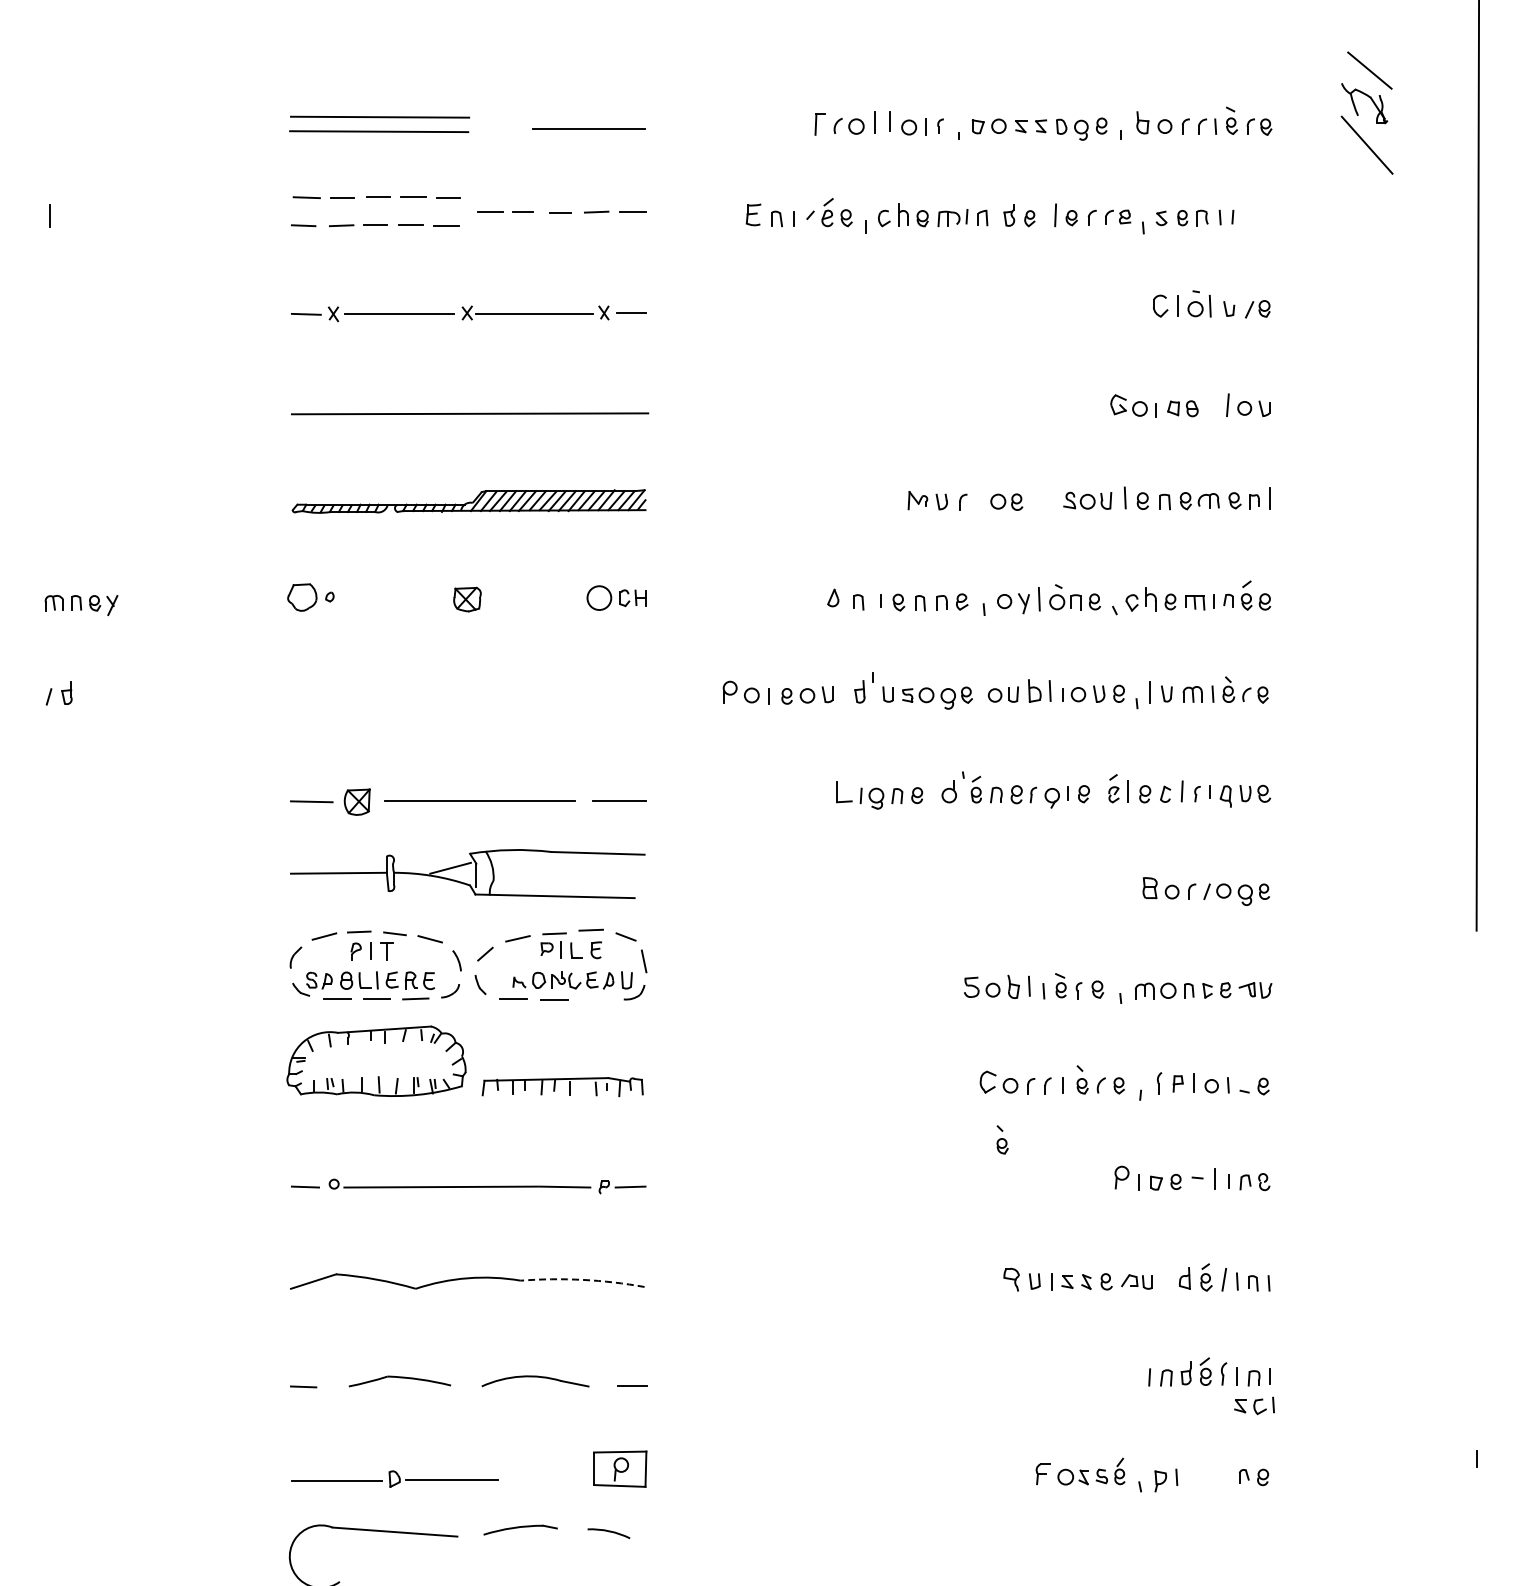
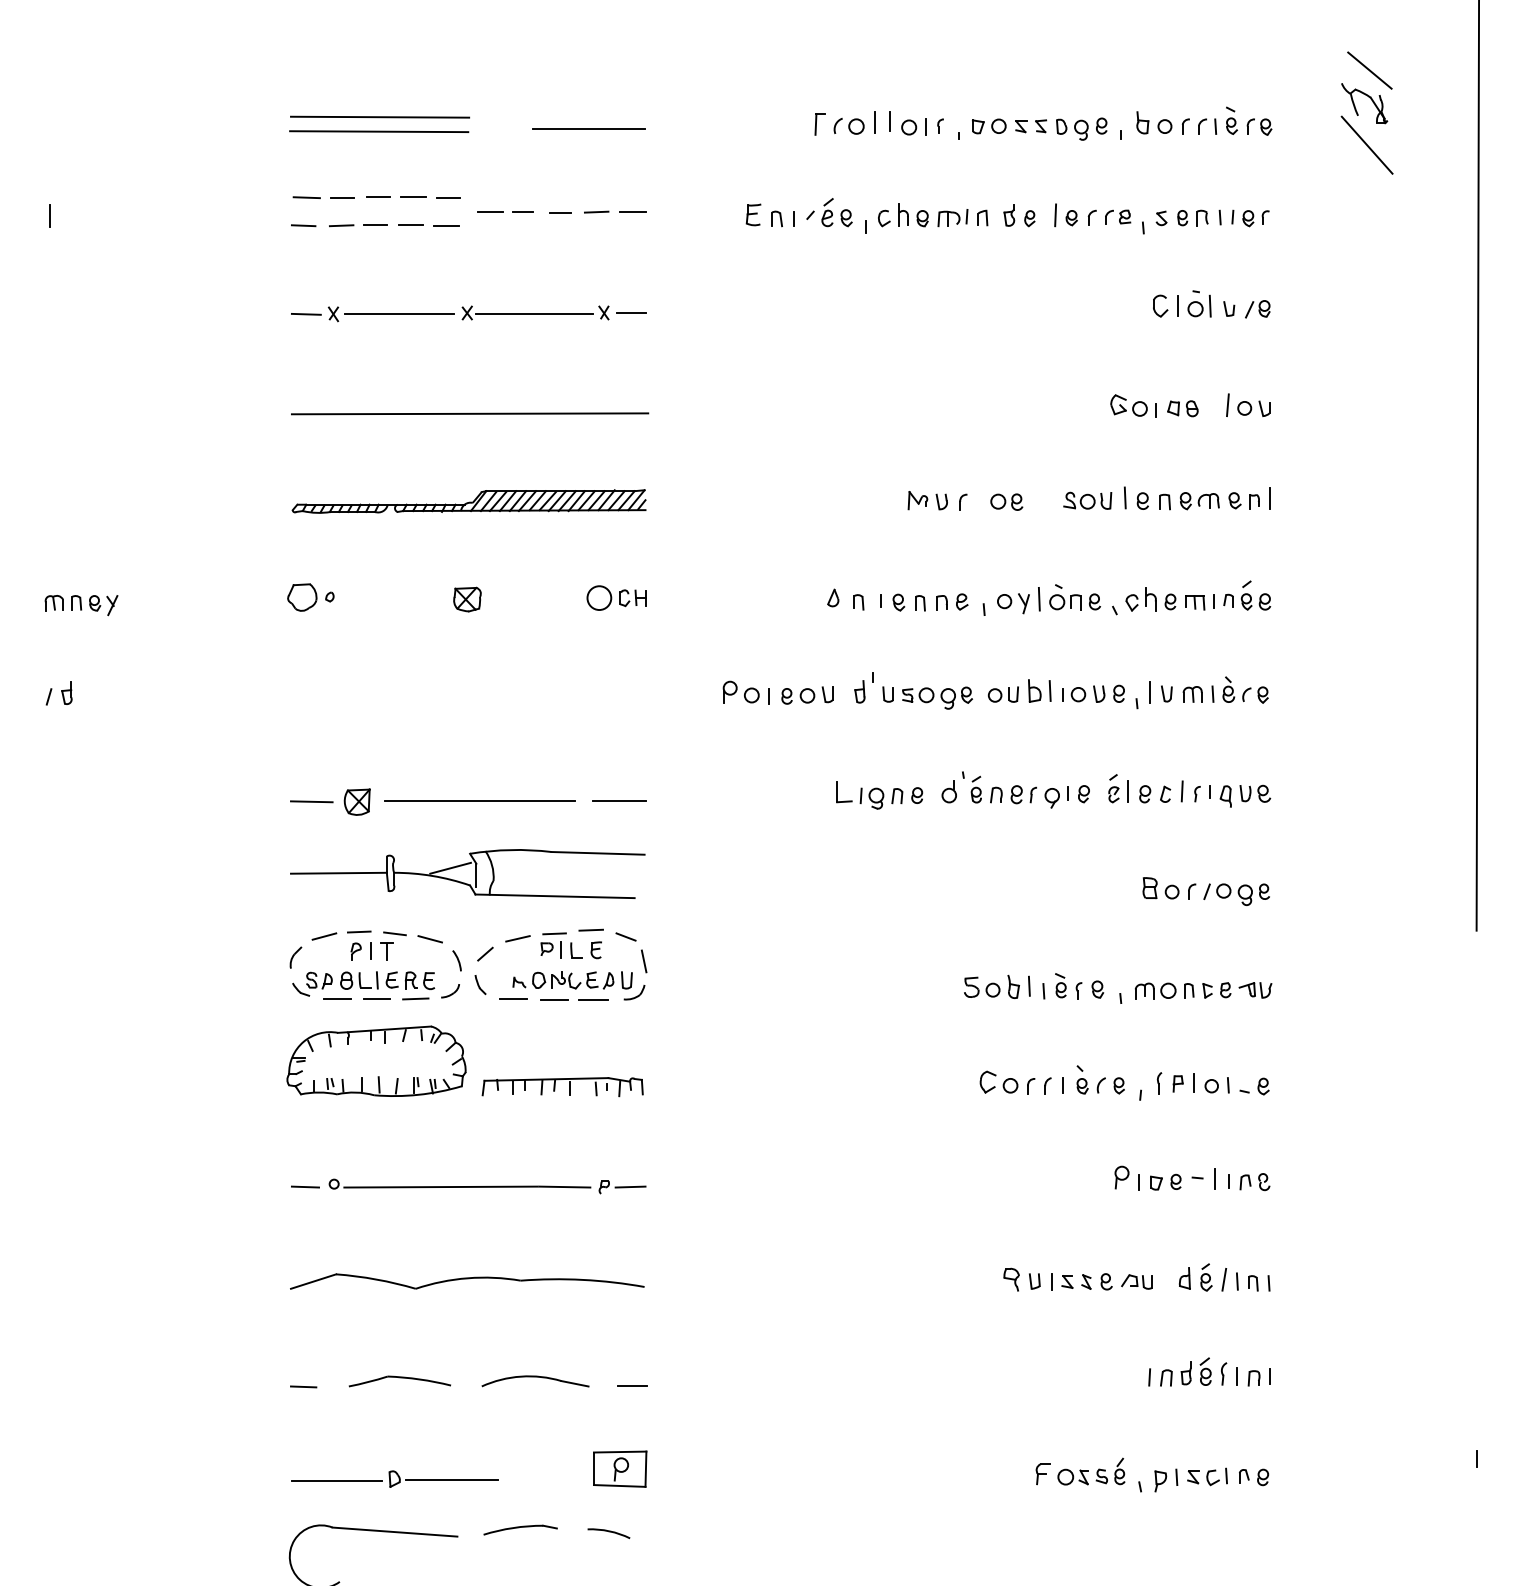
part: none -> present (1255, 218)
line: none -> present (593, 1000)
part: present -> none (1002, 1139)
arc: dashed -> solid (582, 1279)
part position: (1254, 1405) -> (1207, 1476) (1207, 1476)
